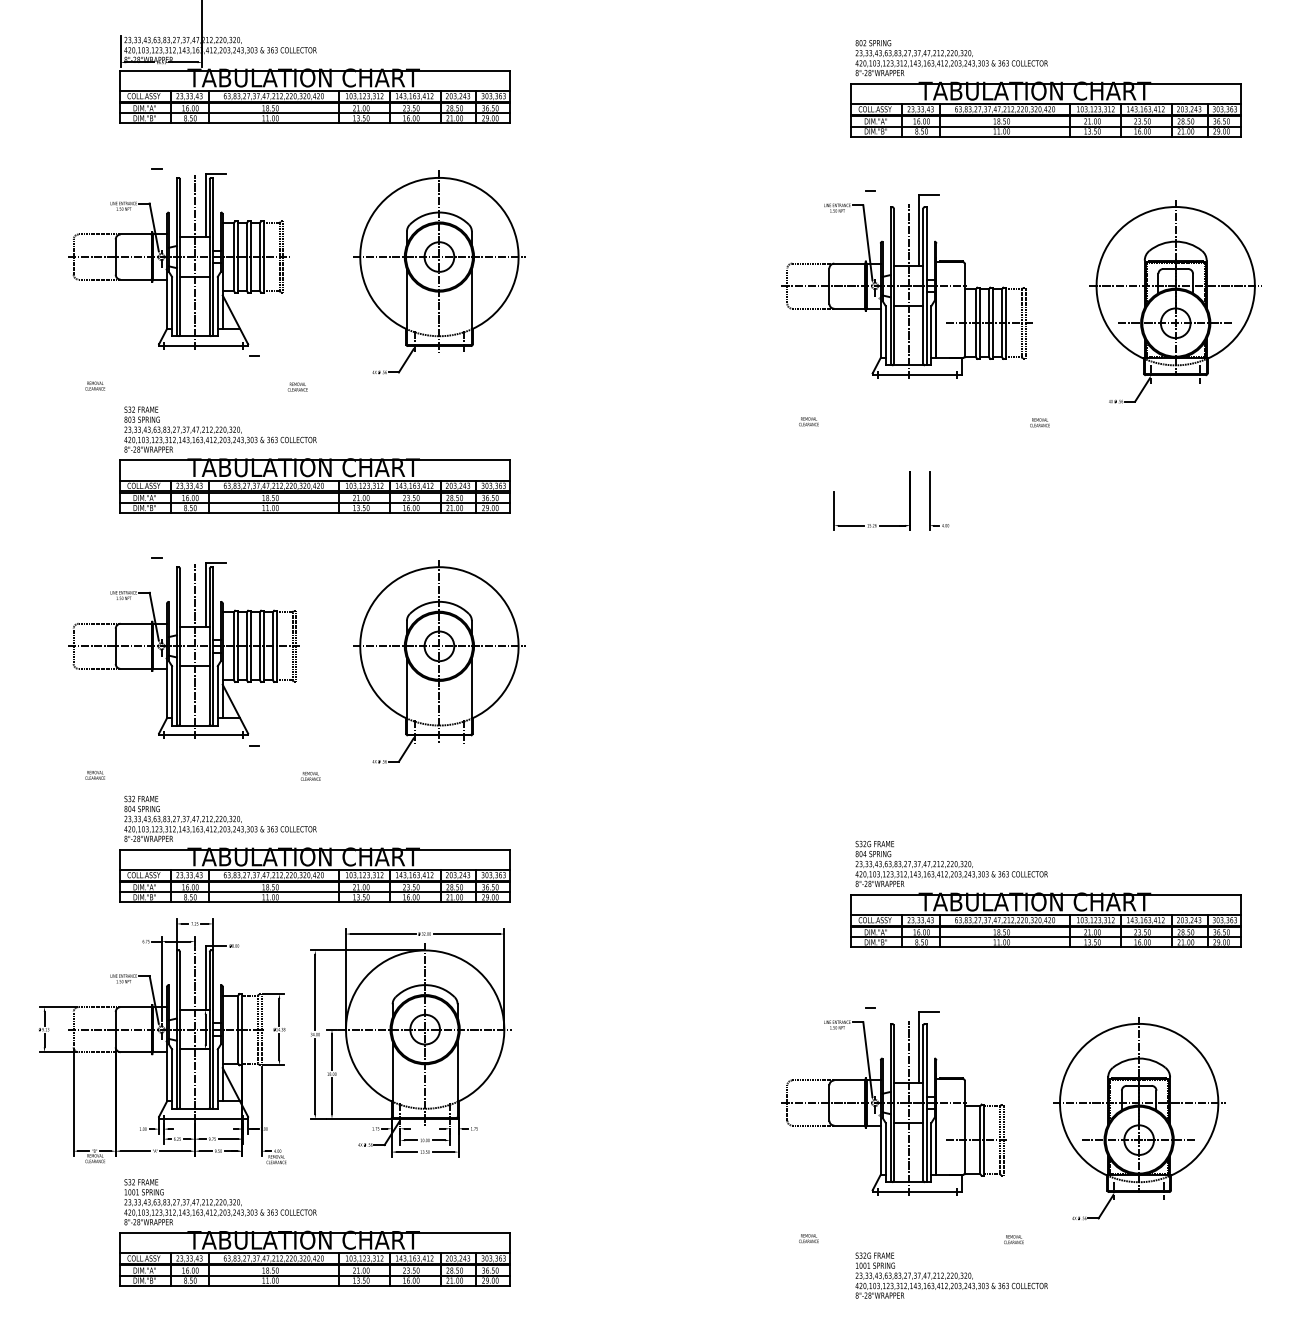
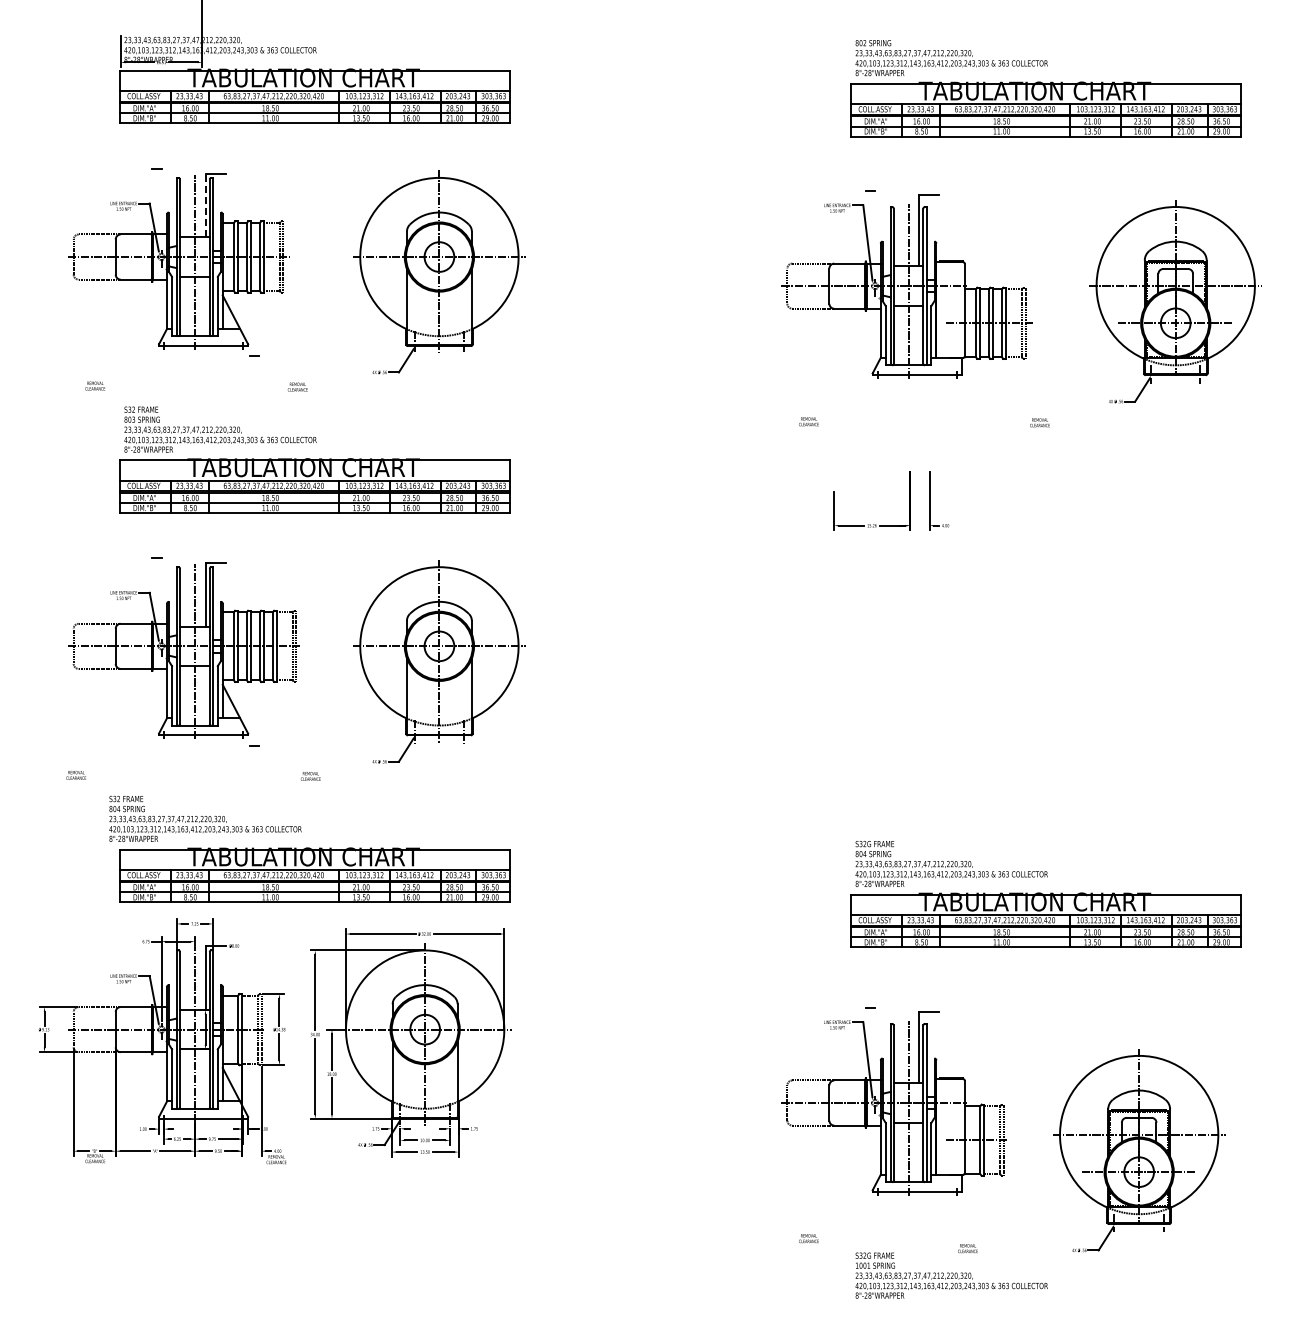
line: solid -> dashed (205, 205)
text position: (94, 775) -> (75, 775) (75, 775)
text position: (220, 818) -> (205, 818) (205, 818)
part position: (1139, 1118) -> (1139, 1150) (1139, 1150)
part: present -> none (314, 1232)
text position: (1013, 1239) -> (967, 1248) (967, 1248)
